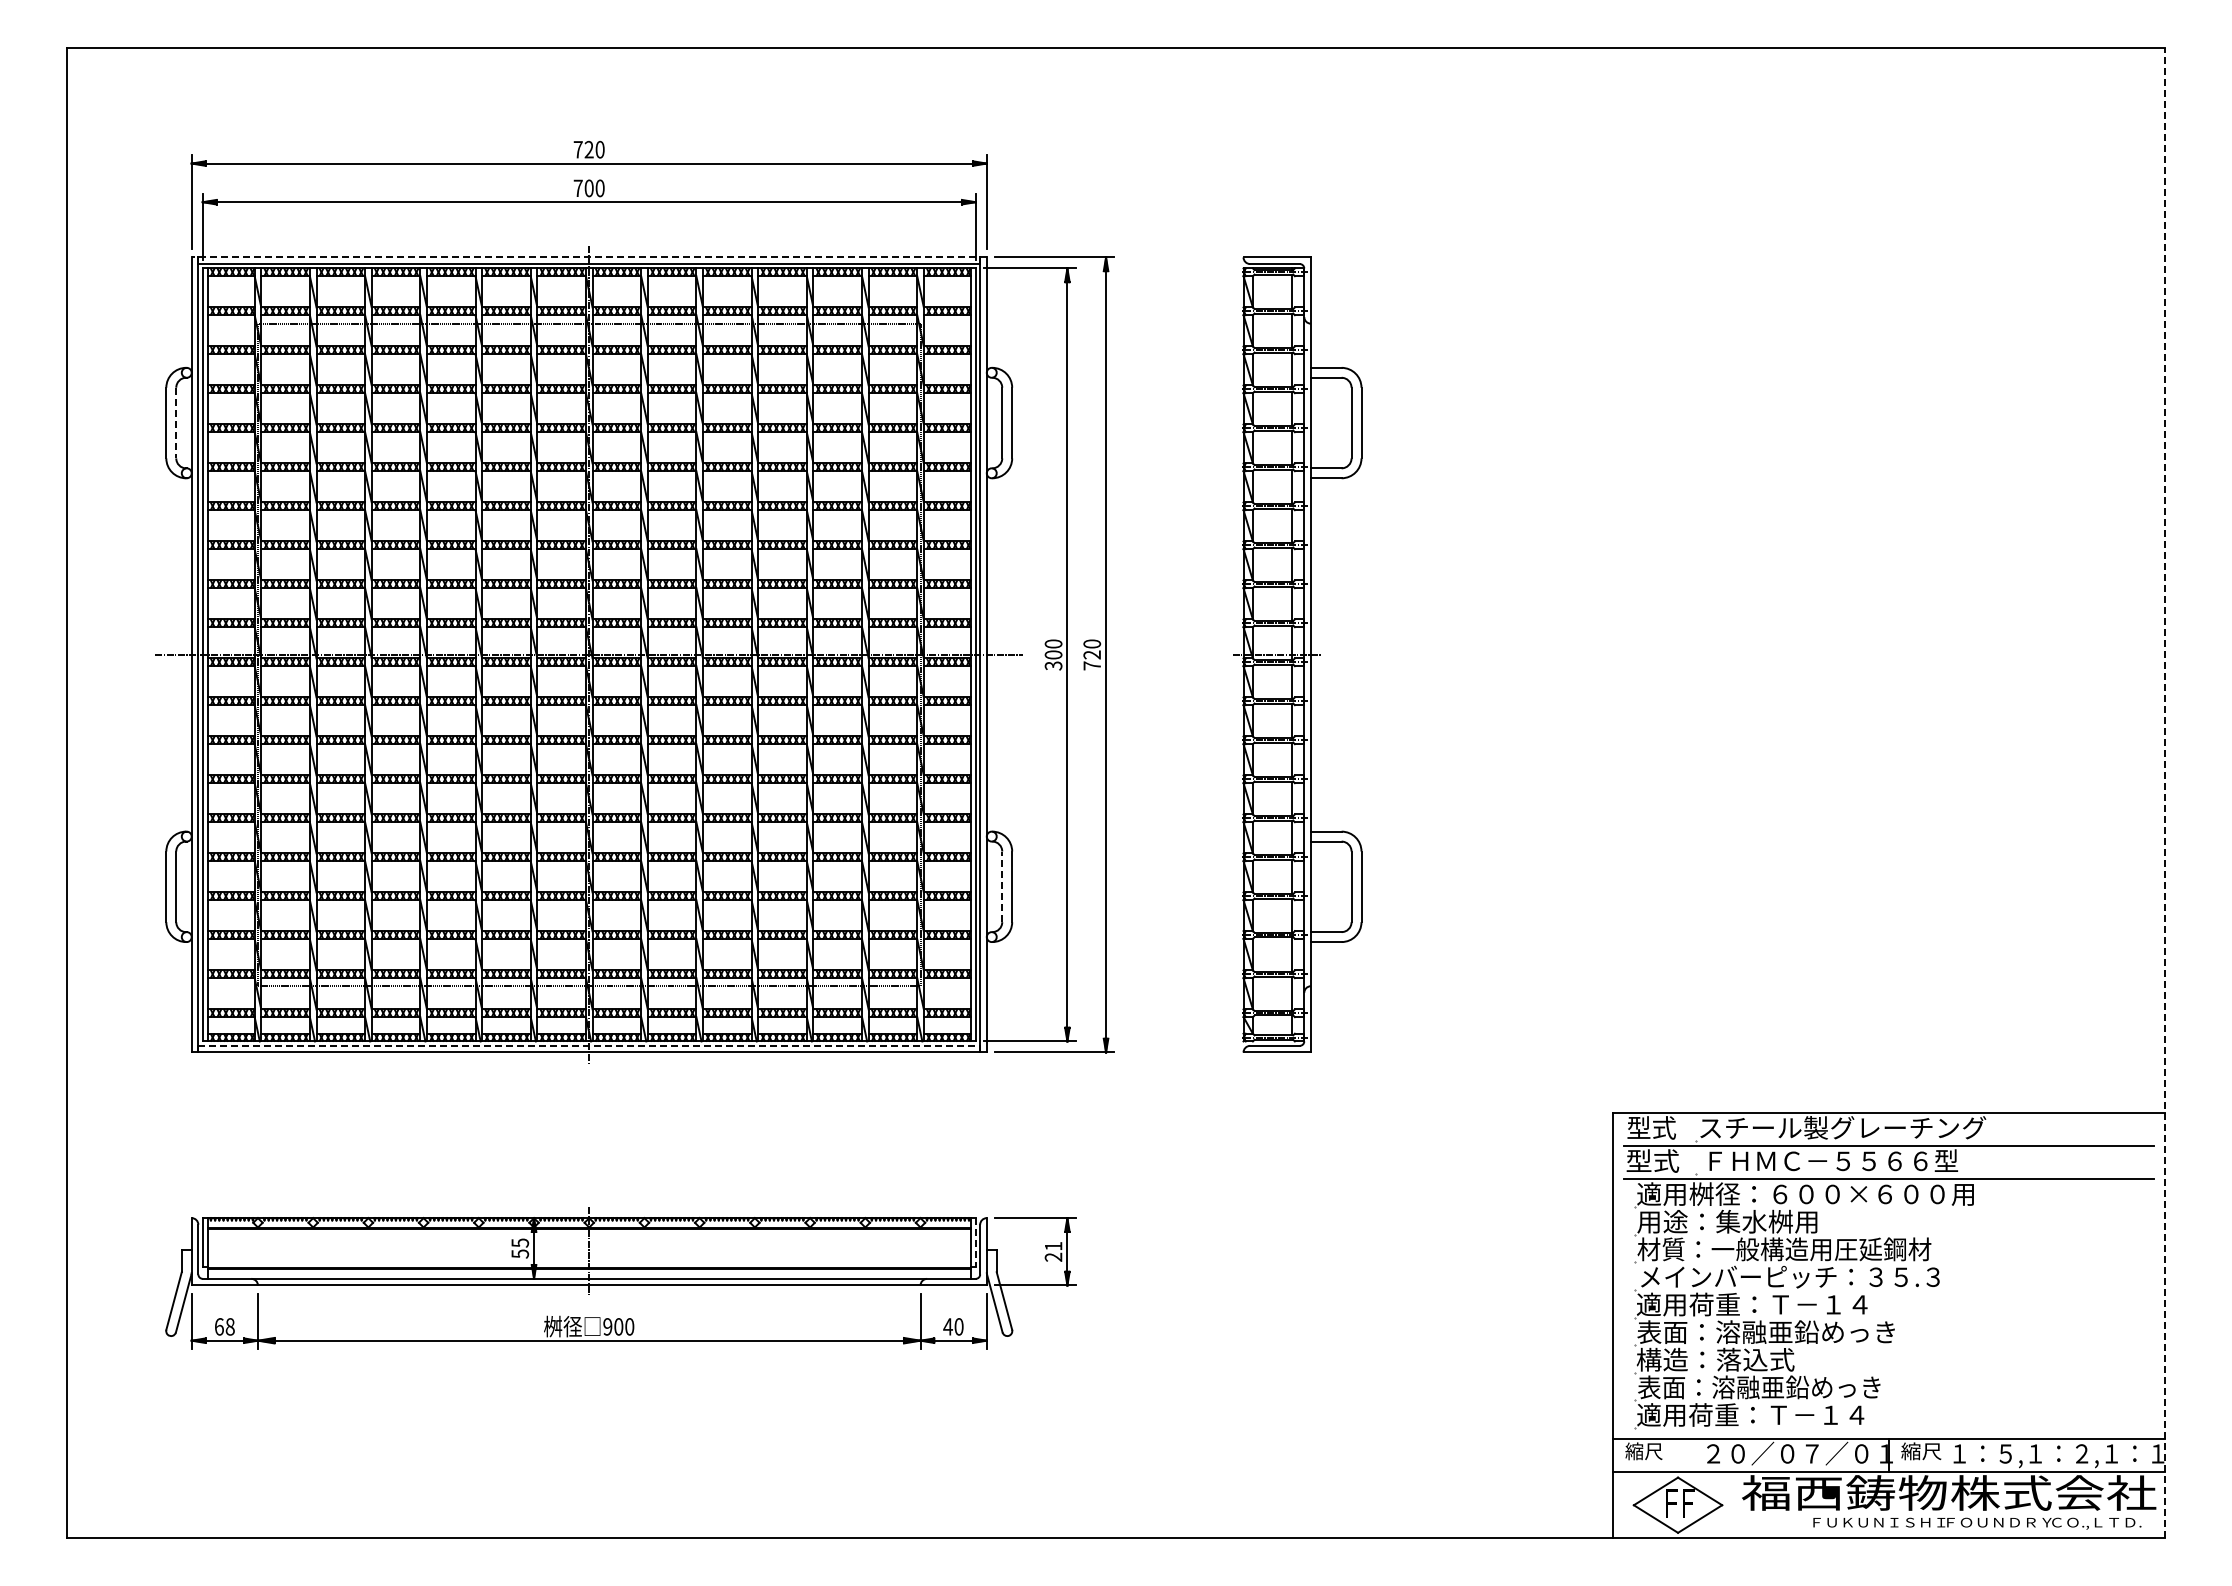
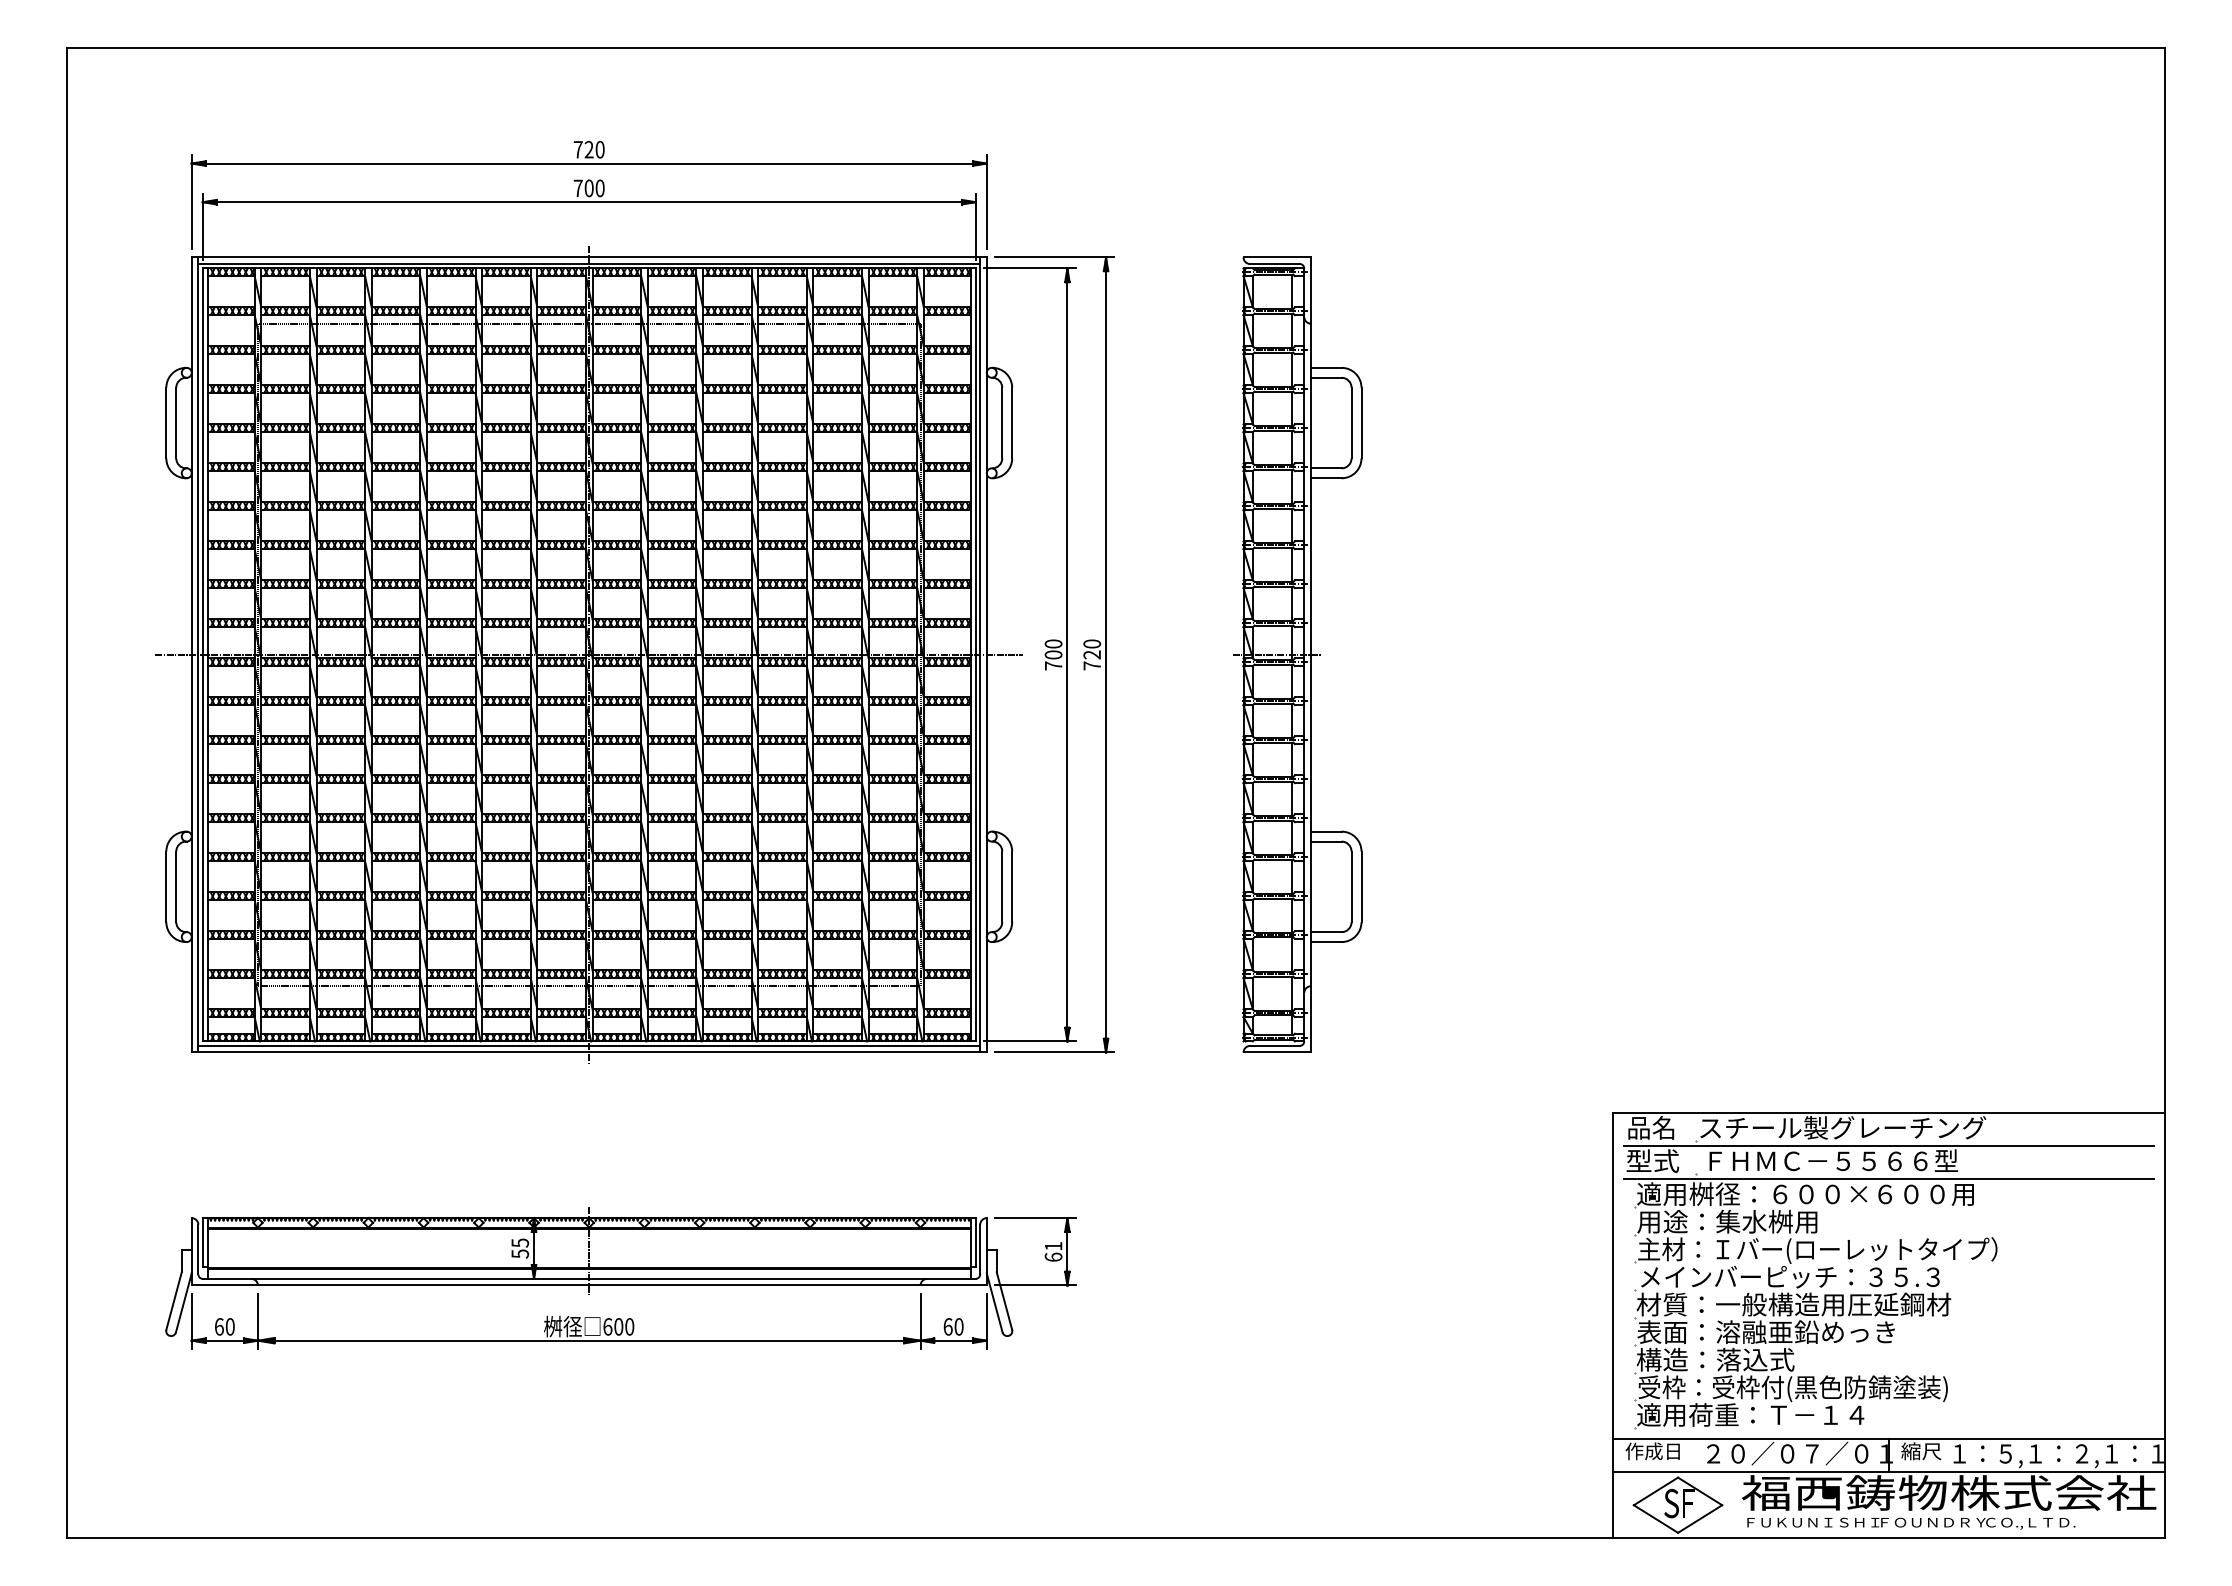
line: dashed -> solid (589, 257)
line: dashed -> solid (176, 423)
text: 300 -> 700 (1053, 665)
line: dashed -> solid (2165, 792)
line: dashed -> solid (1002, 886)
line: dashed -> solid (589, 1045)
text: 型式 -> 品名 (1651, 1127)
line: dashed -> solid (975, 1242)
text: 材質：一般構造用圧延鋼材 -> 主材：Ｉバー(ローレットタイプ） (1817, 1250)
text: 21 -> 61 (1053, 1256)
text: 適用荷重：Ｔ－１４ -> 材質：一般構造用圧延鋼材 (1793, 1304)
text: 68 -> 60 (229, 1326)
text: 900 -> 600 (607, 1326)
text: 40 -> 60 (947, 1326)
text: 表面：溶融亜鉛めっき -> 受枠：受枠付(黒色防錆塗装) (1792, 1388)
text: 縮尺 -> 作成日 (1652, 1451)
text: F -> S (1671, 1503)
text position: (1977, 1523) -> (1911, 1523) (1911, 1523)
